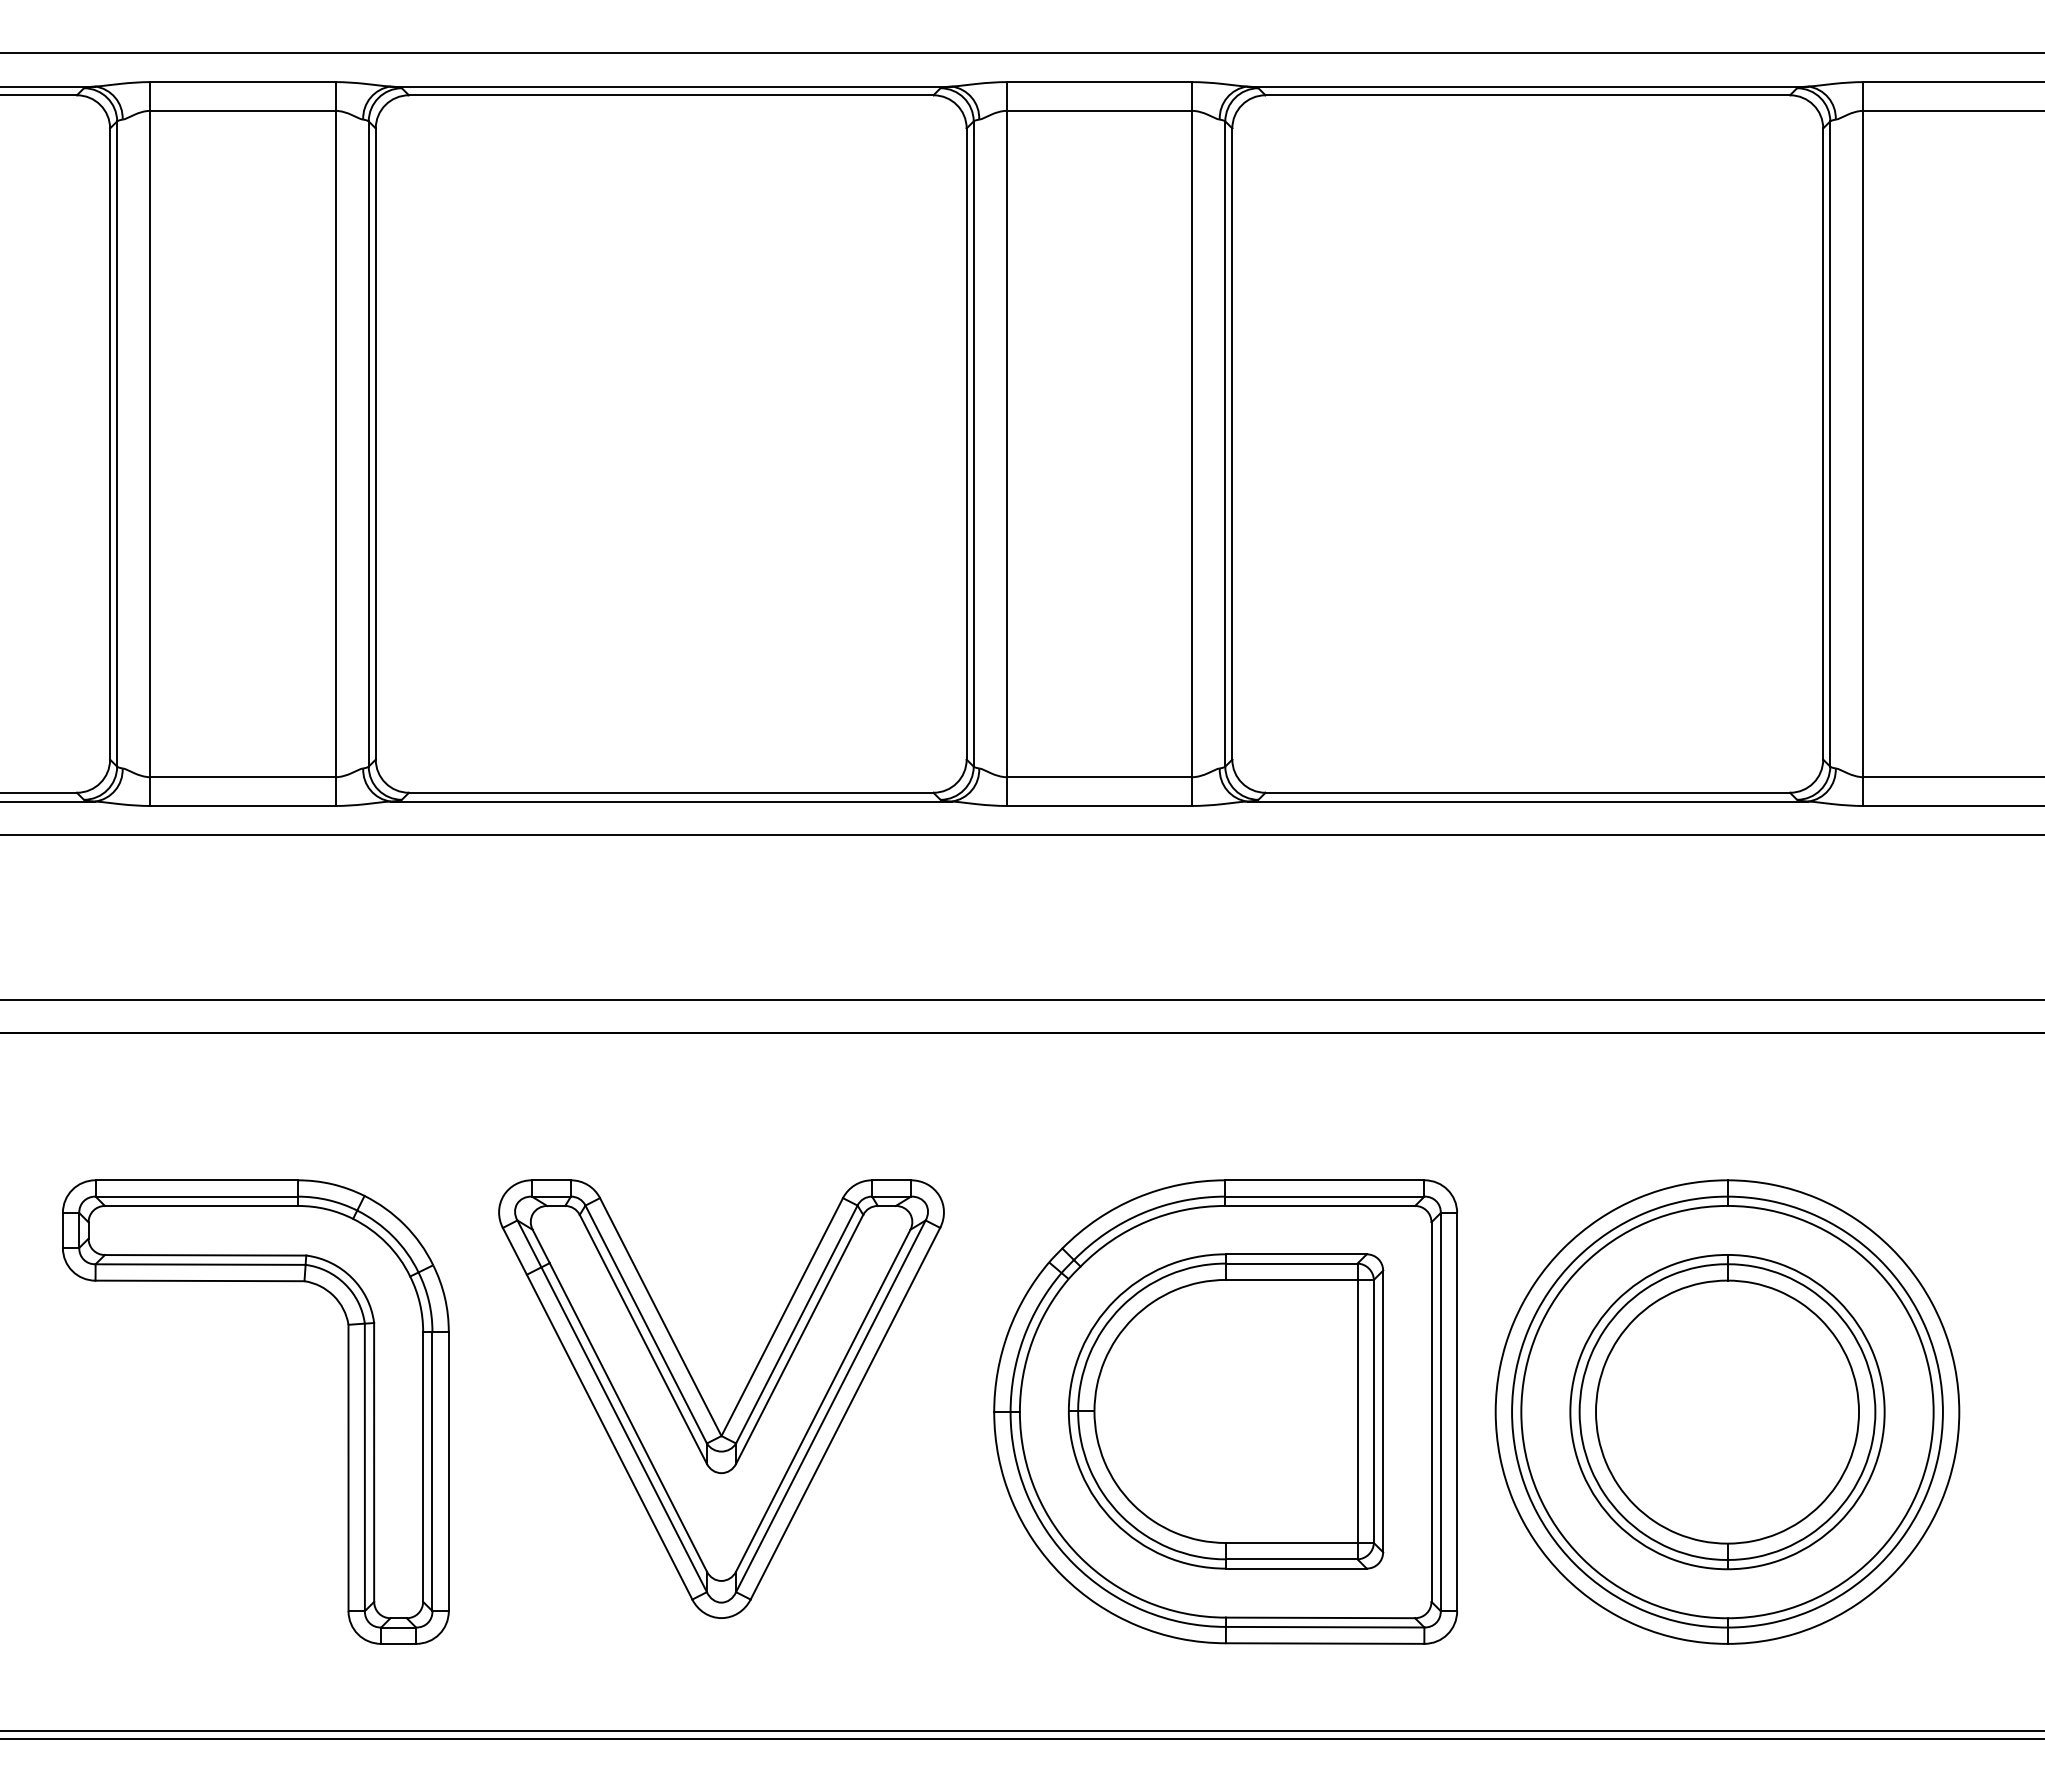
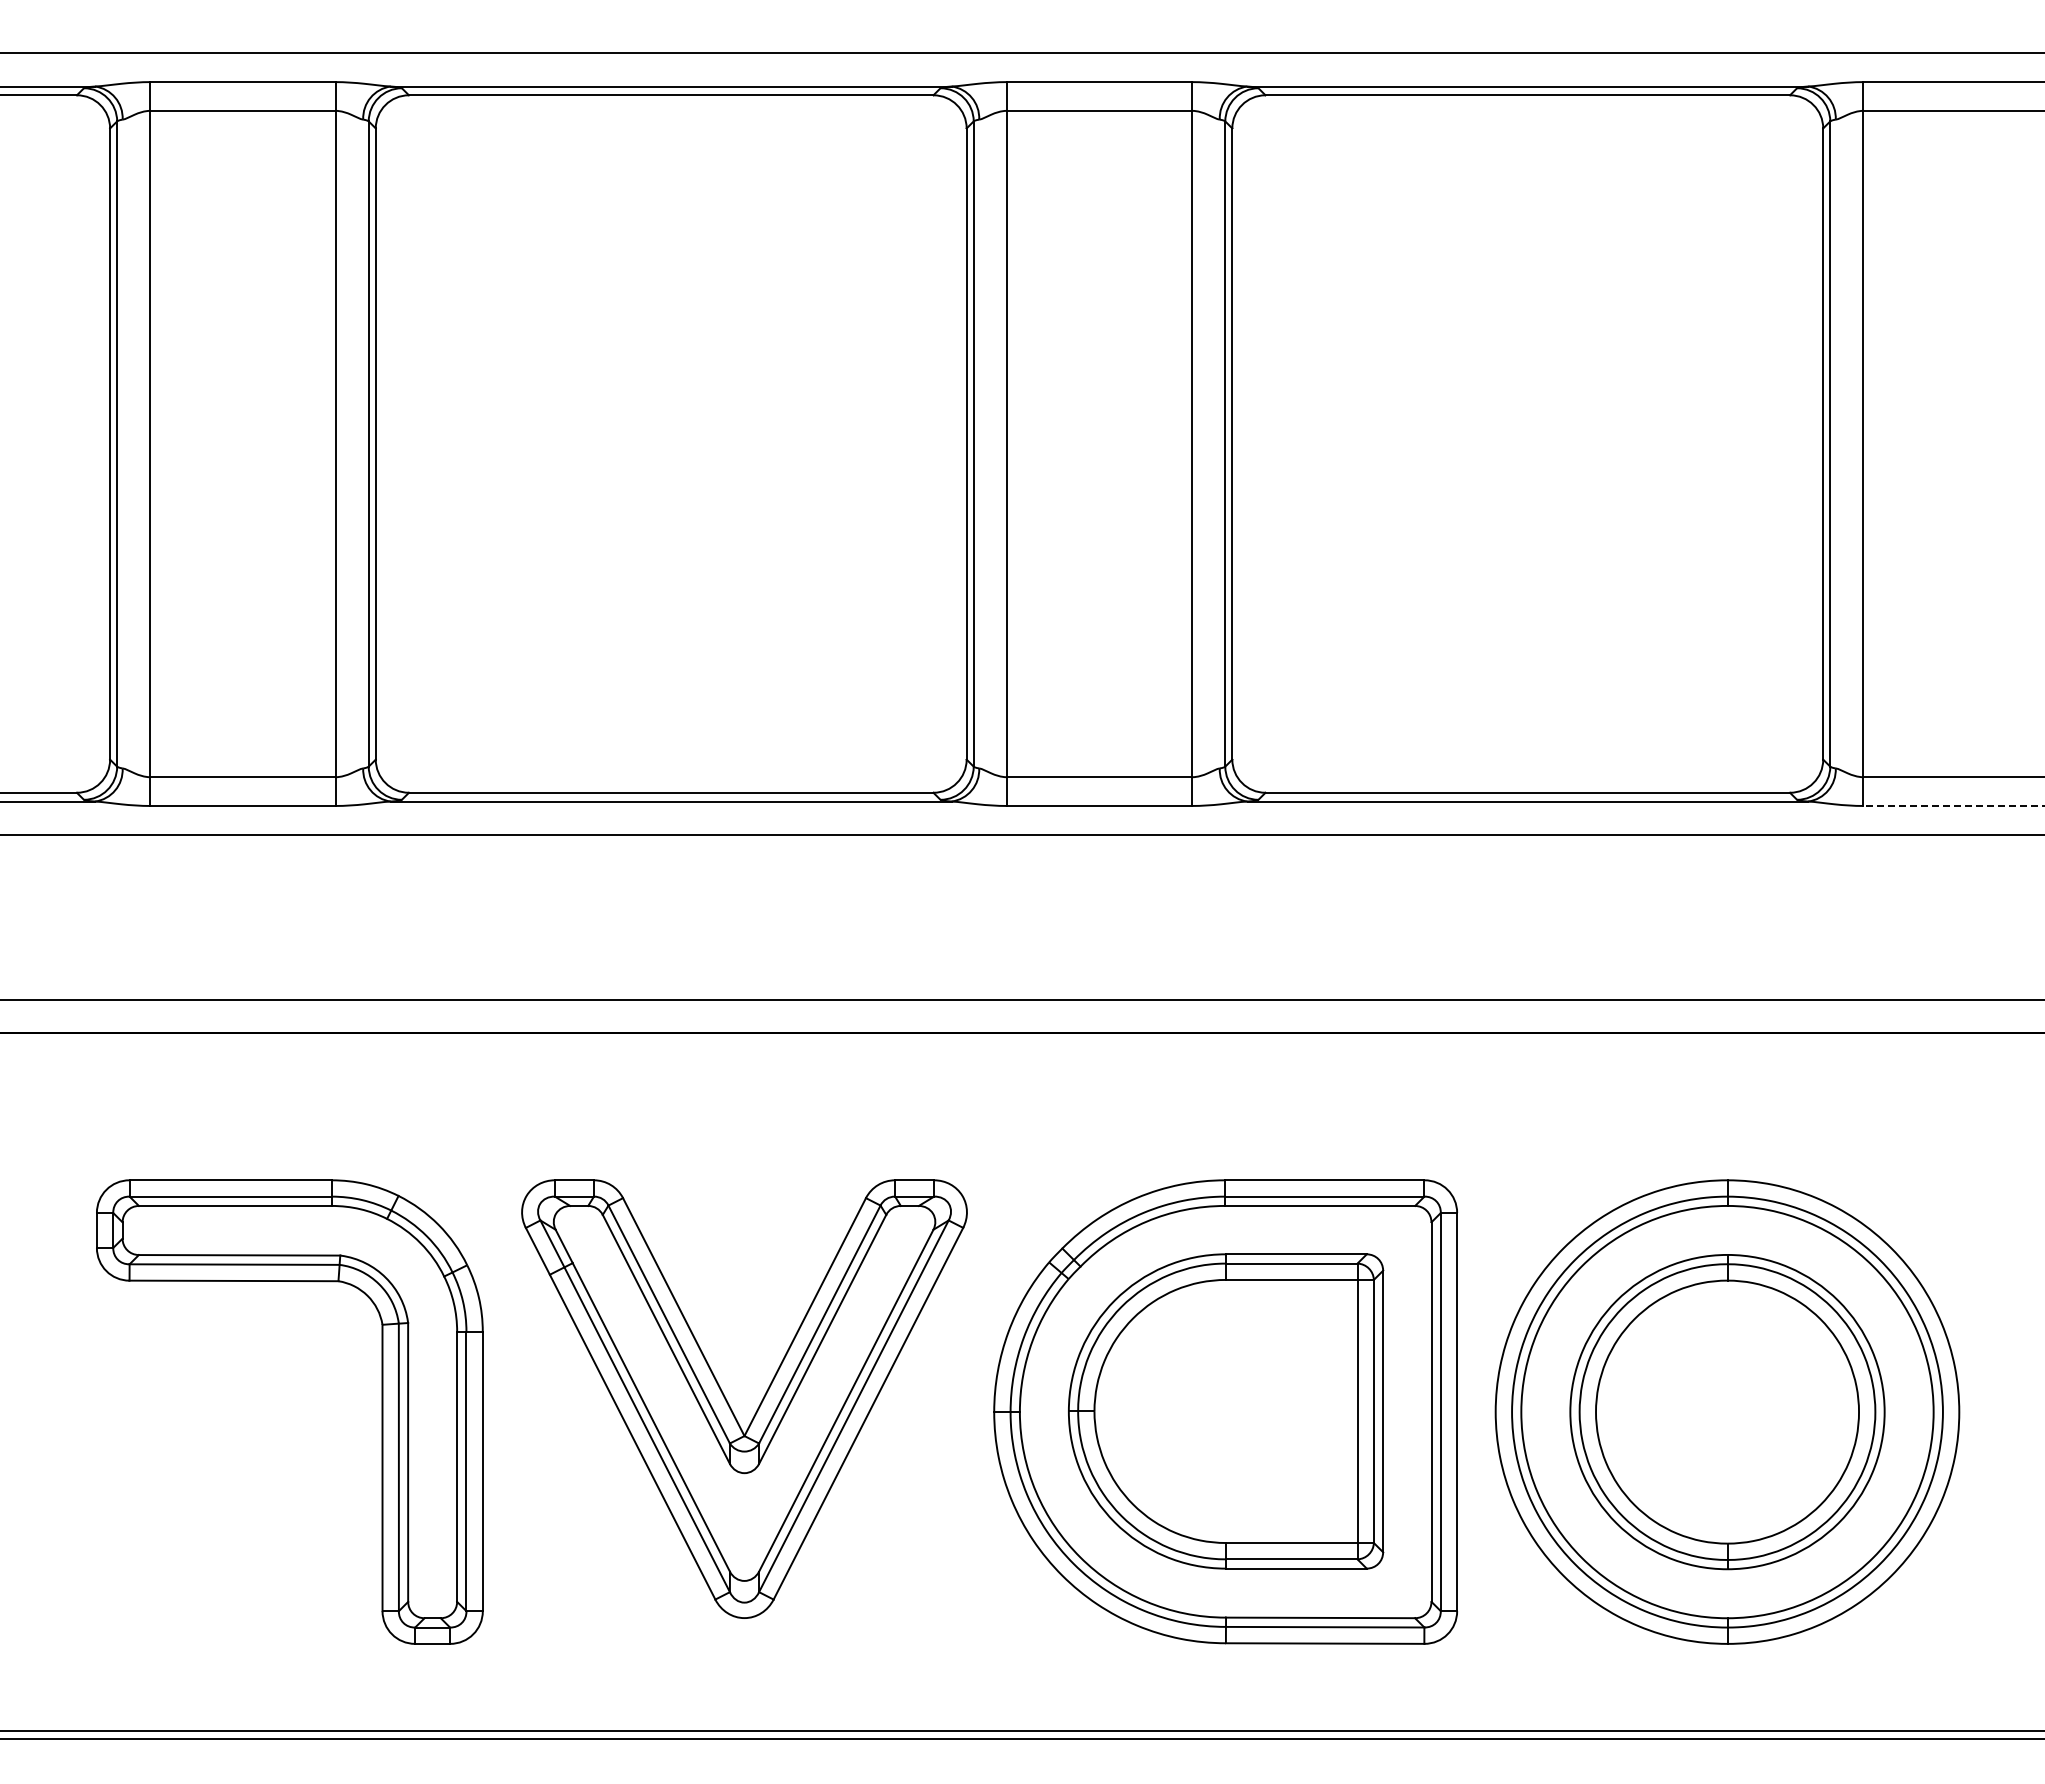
line: solid -> dashed (1954, 805)
part position: (707, 1406) -> (730, 1406) (730, 1406)
part position: (347, 1411) -> (381, 1411) (381, 1411)
